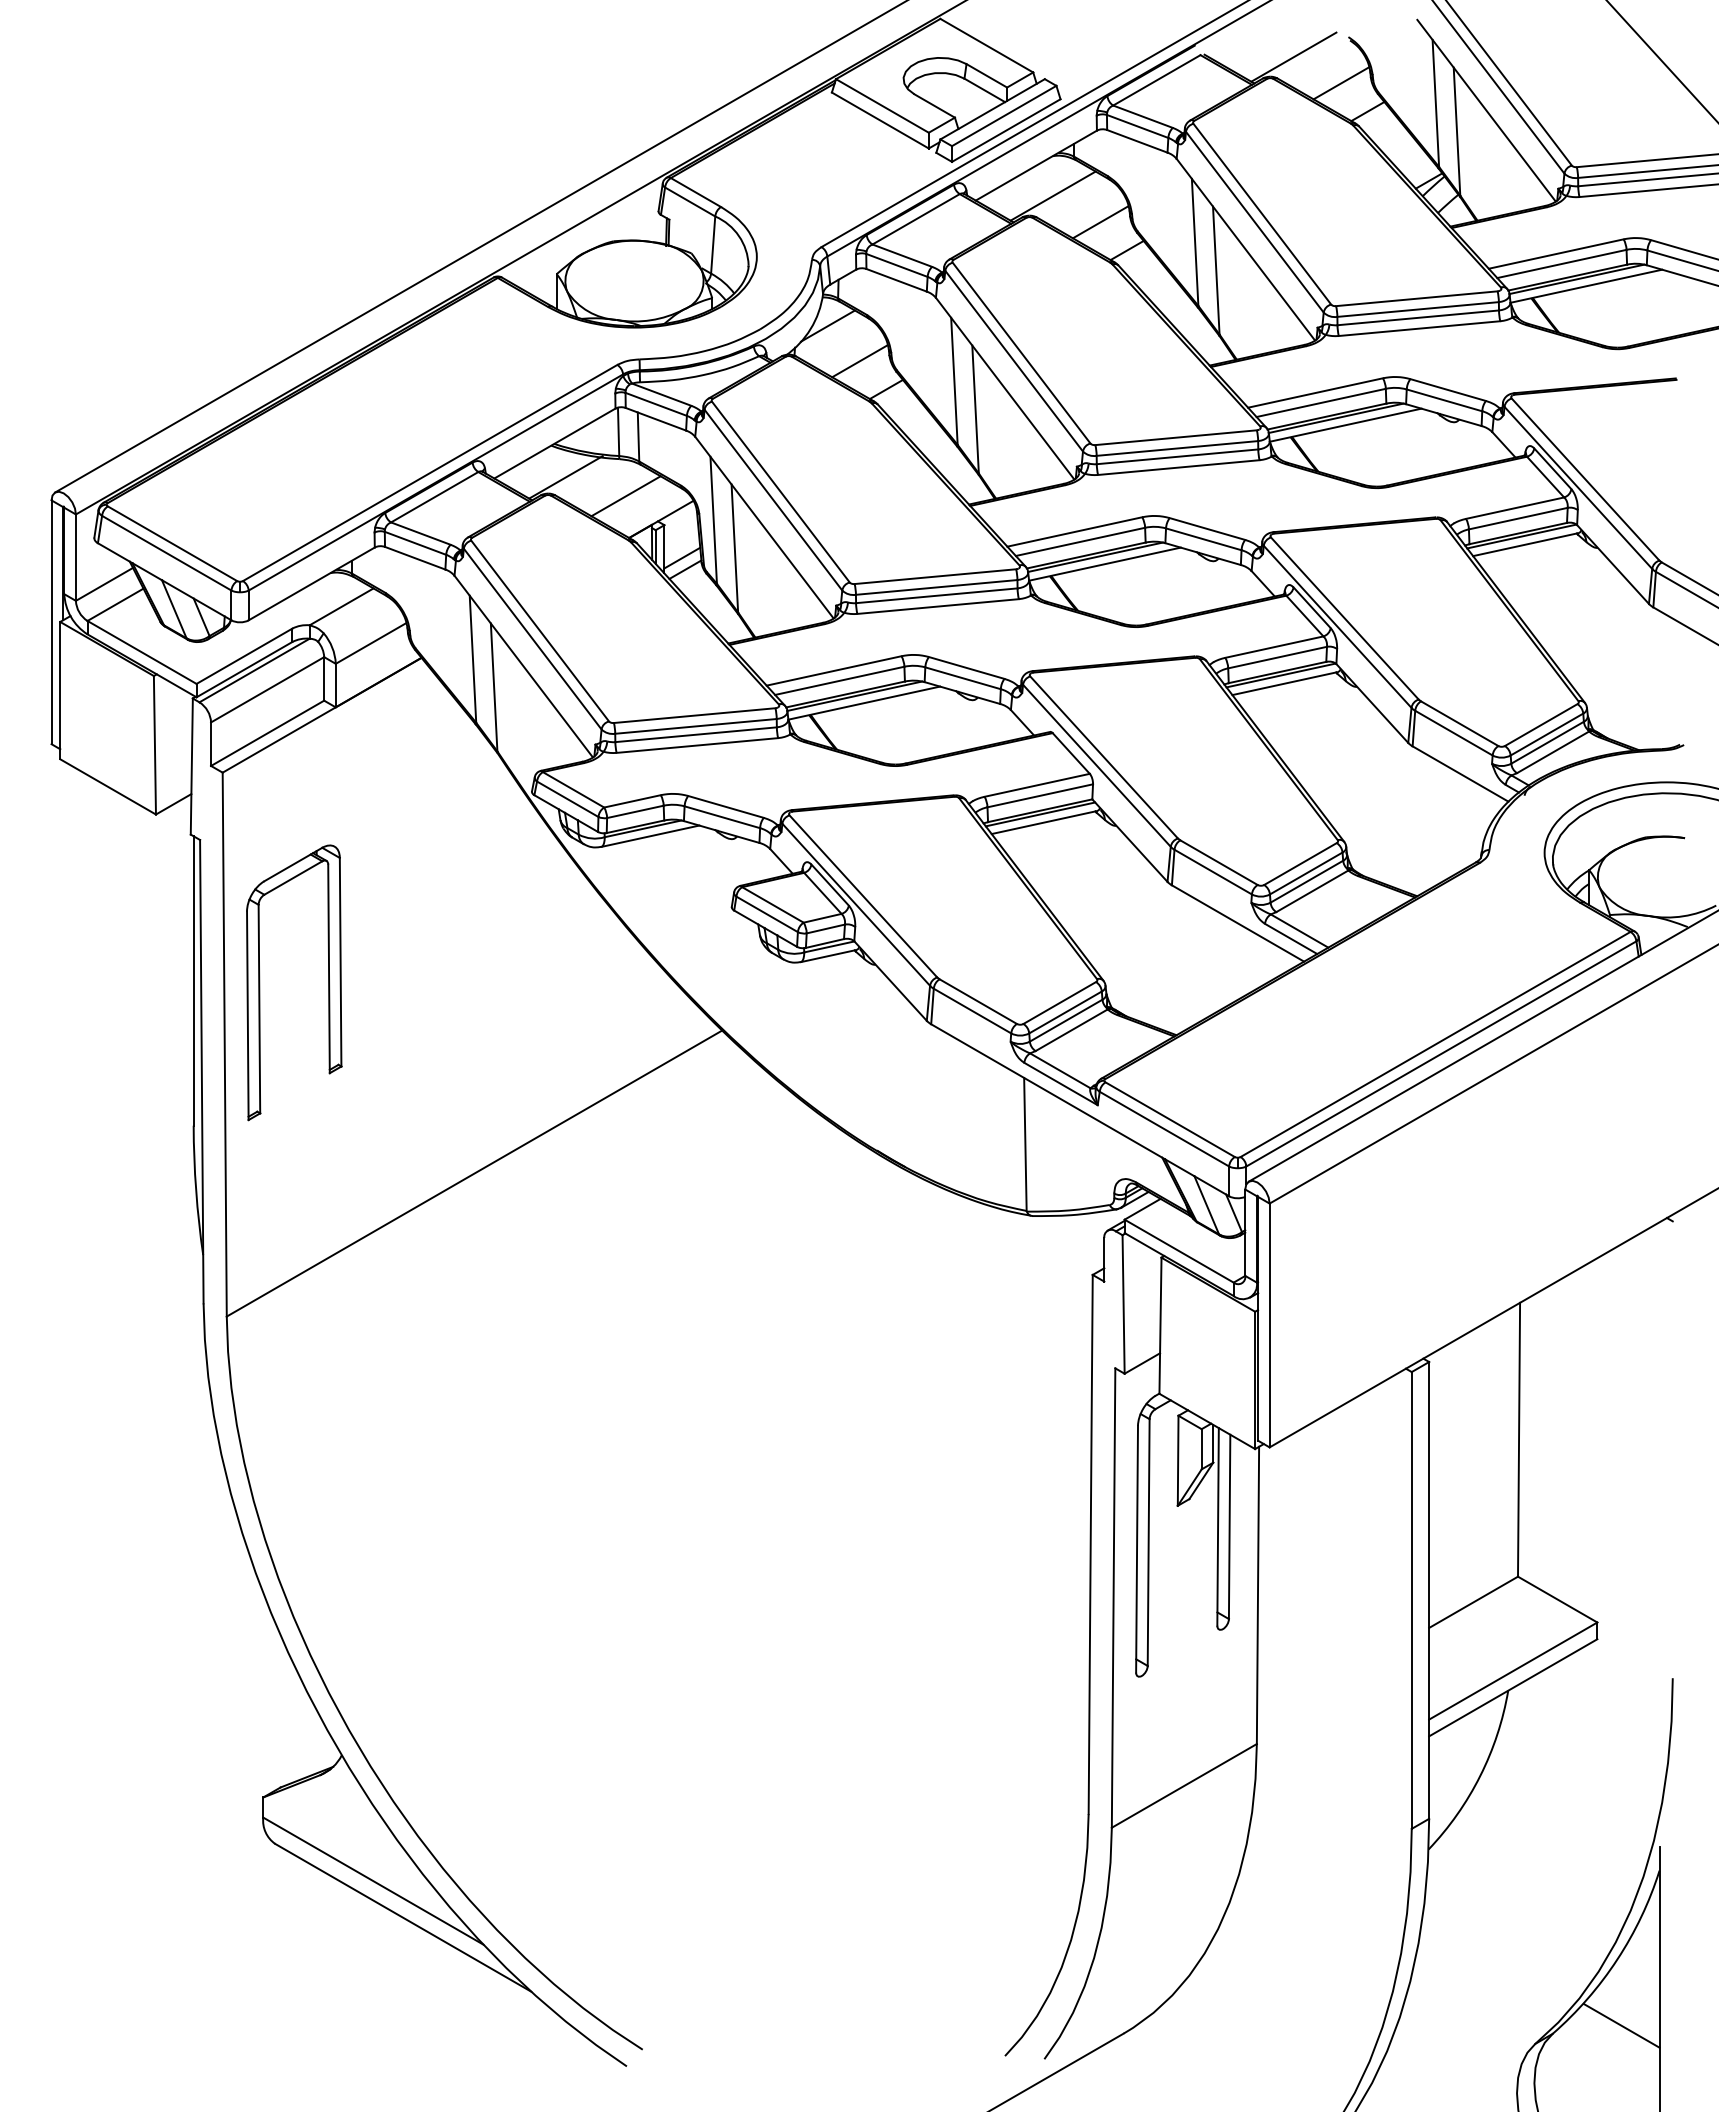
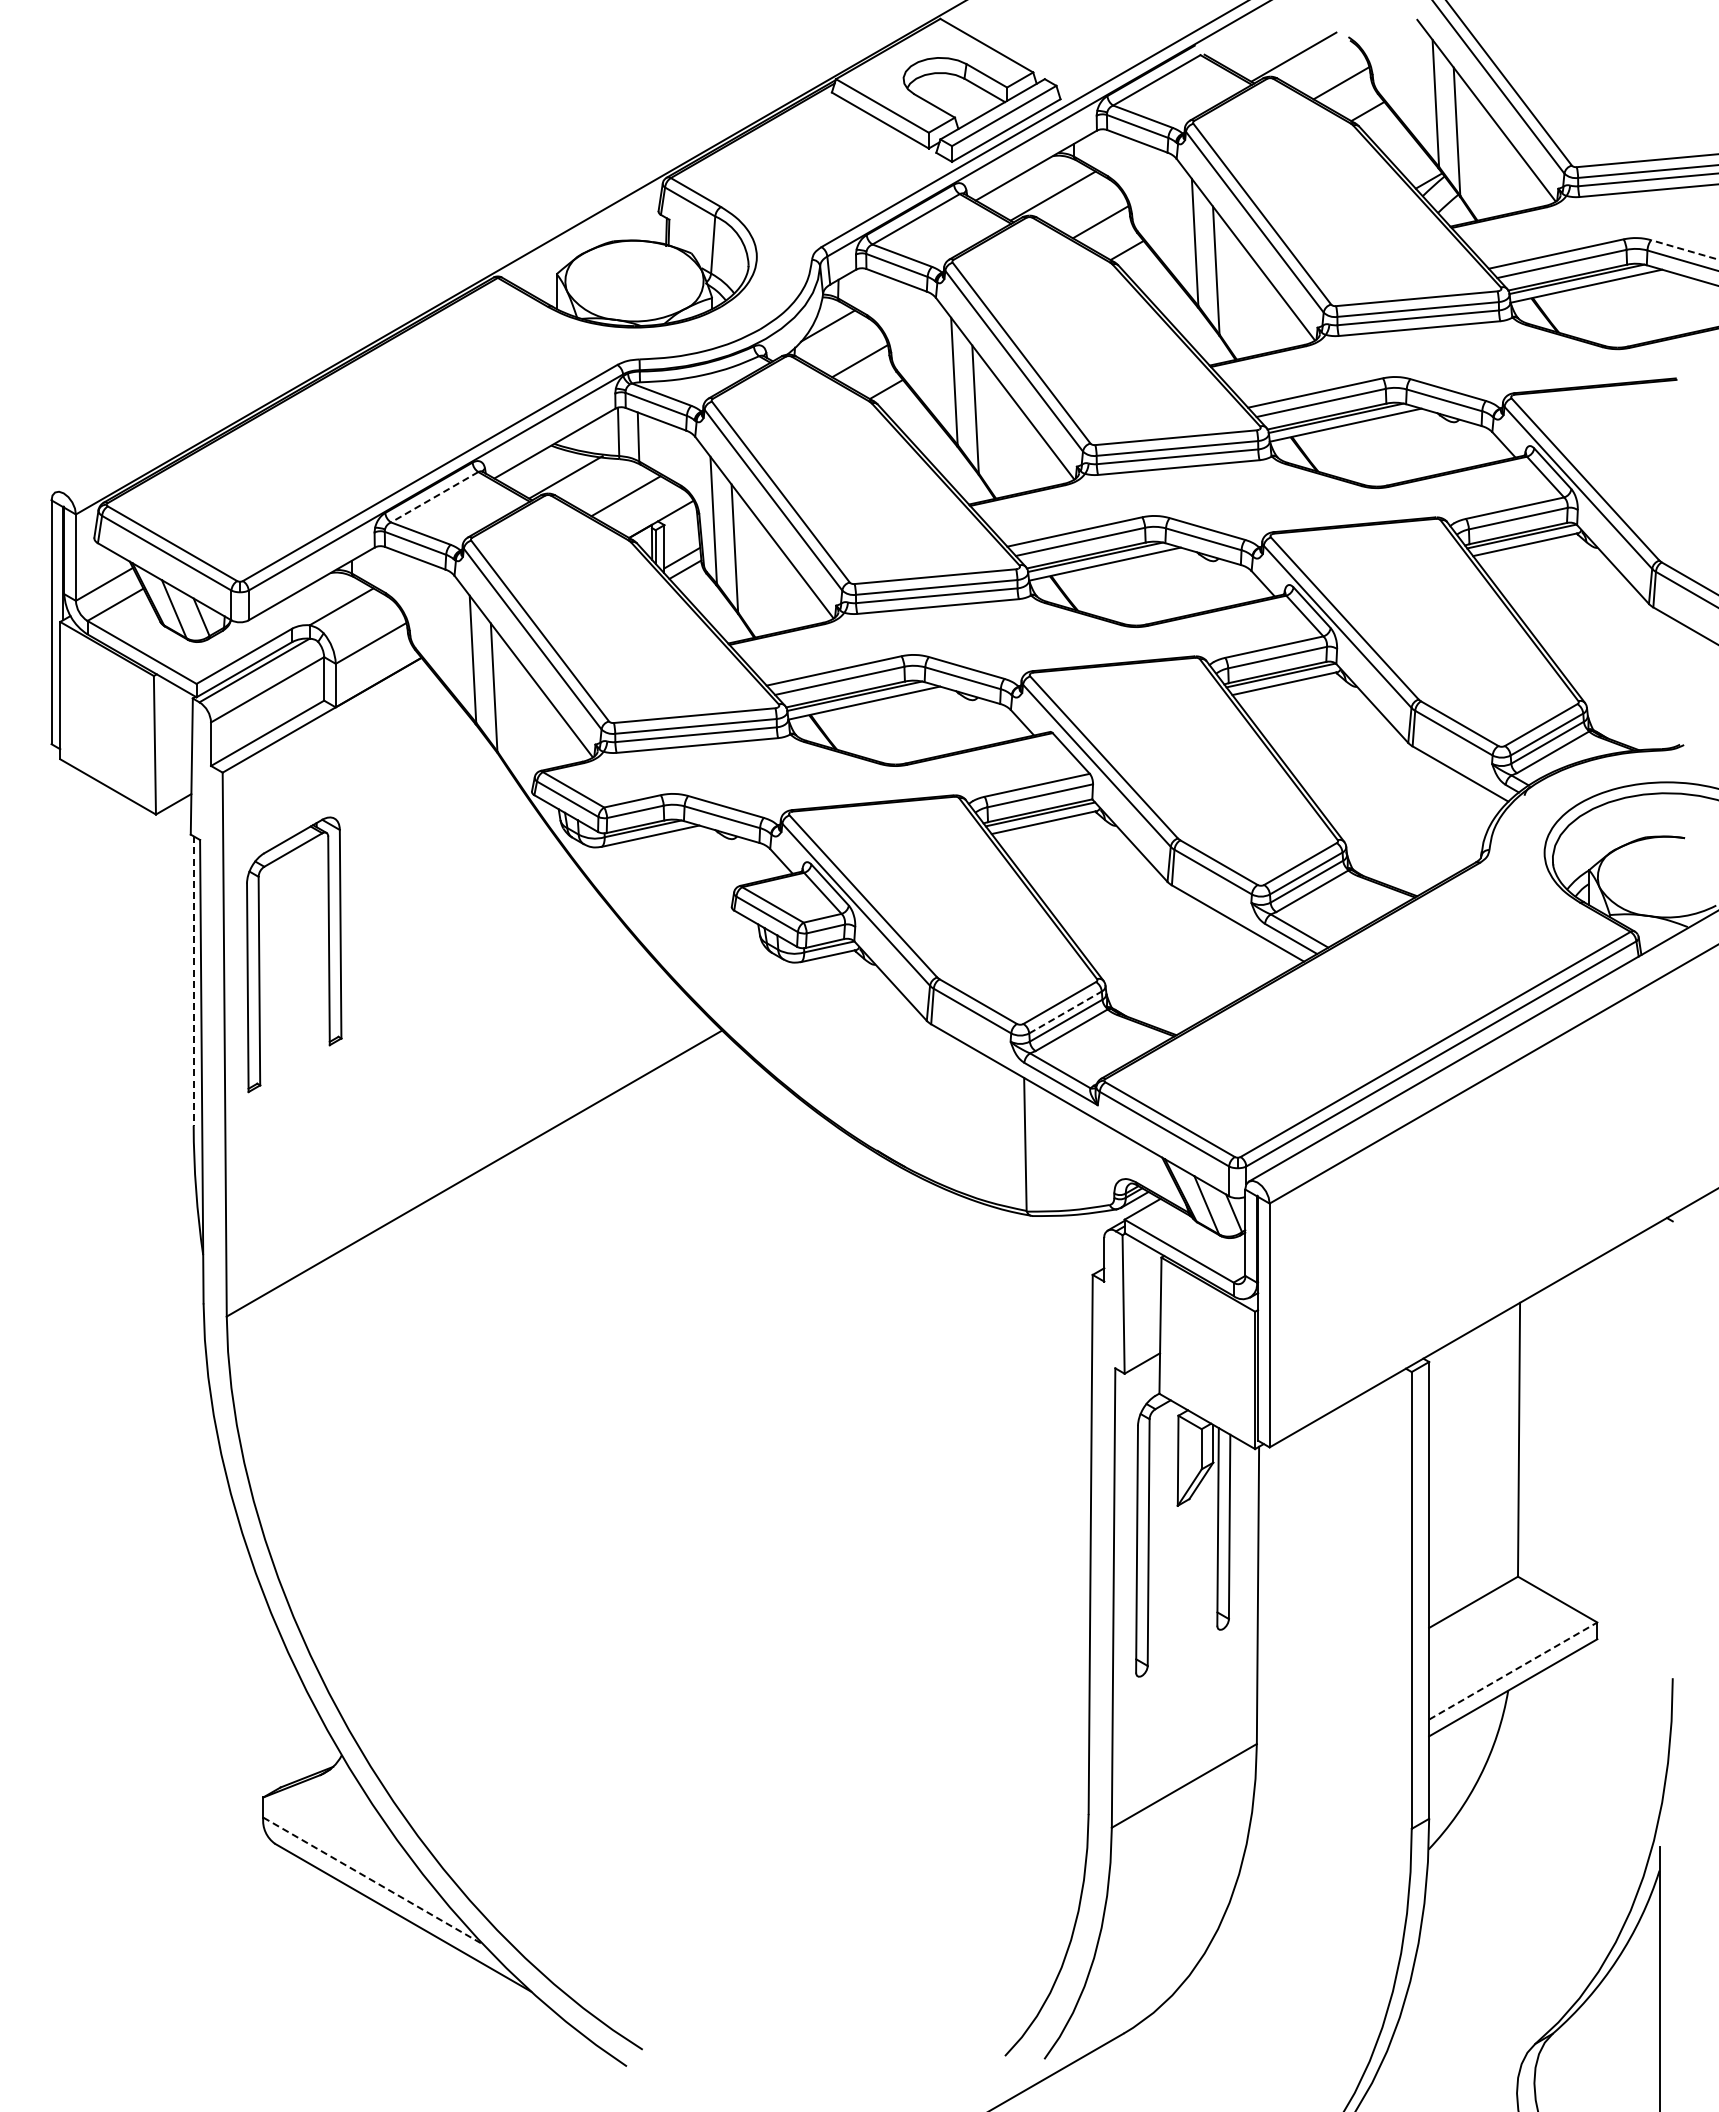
line: present -> none (1661, 60)
line: present -> none (479, 247)
line: solid -> dashed (1684, 249)
line: solid -> dashed (434, 497)
line: solid -> dashed (193, 981)
part position: (260, 982) -> (260, 954) (260, 954)
line: solid -> dashed (1065, 1012)
line: solid -> dashed (1513, 1670)
line: solid -> dashed (373, 1881)
line: present -> none (1621, 2025)
